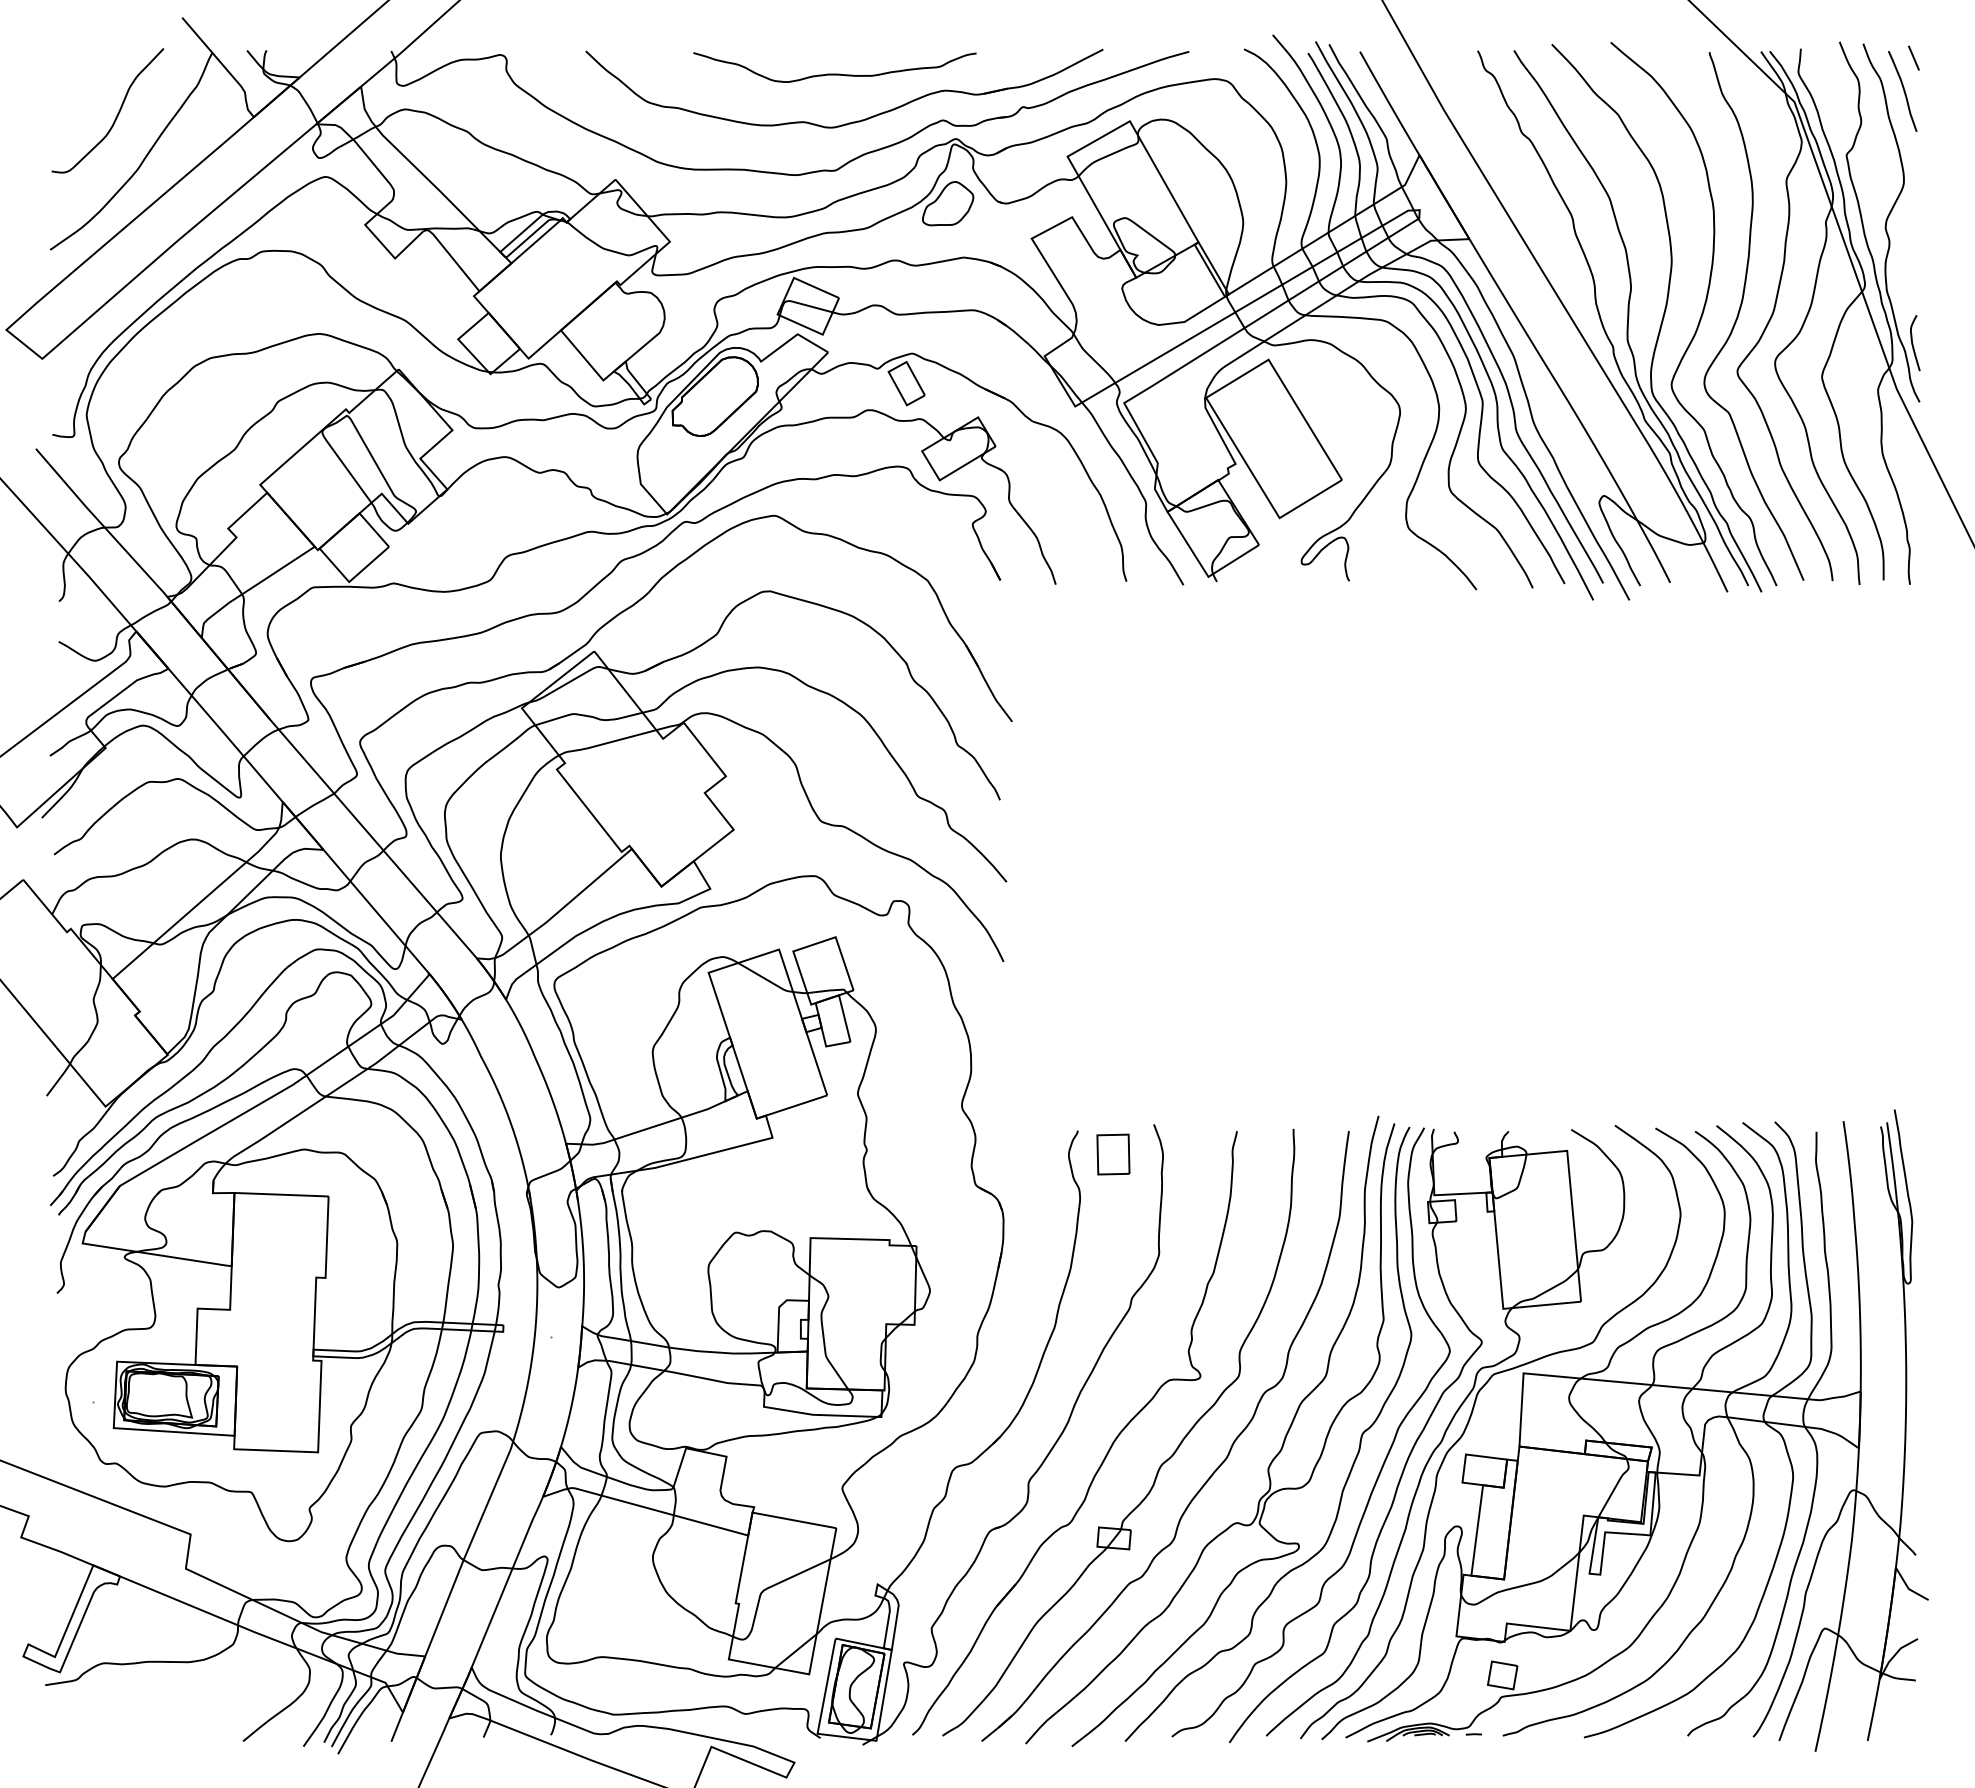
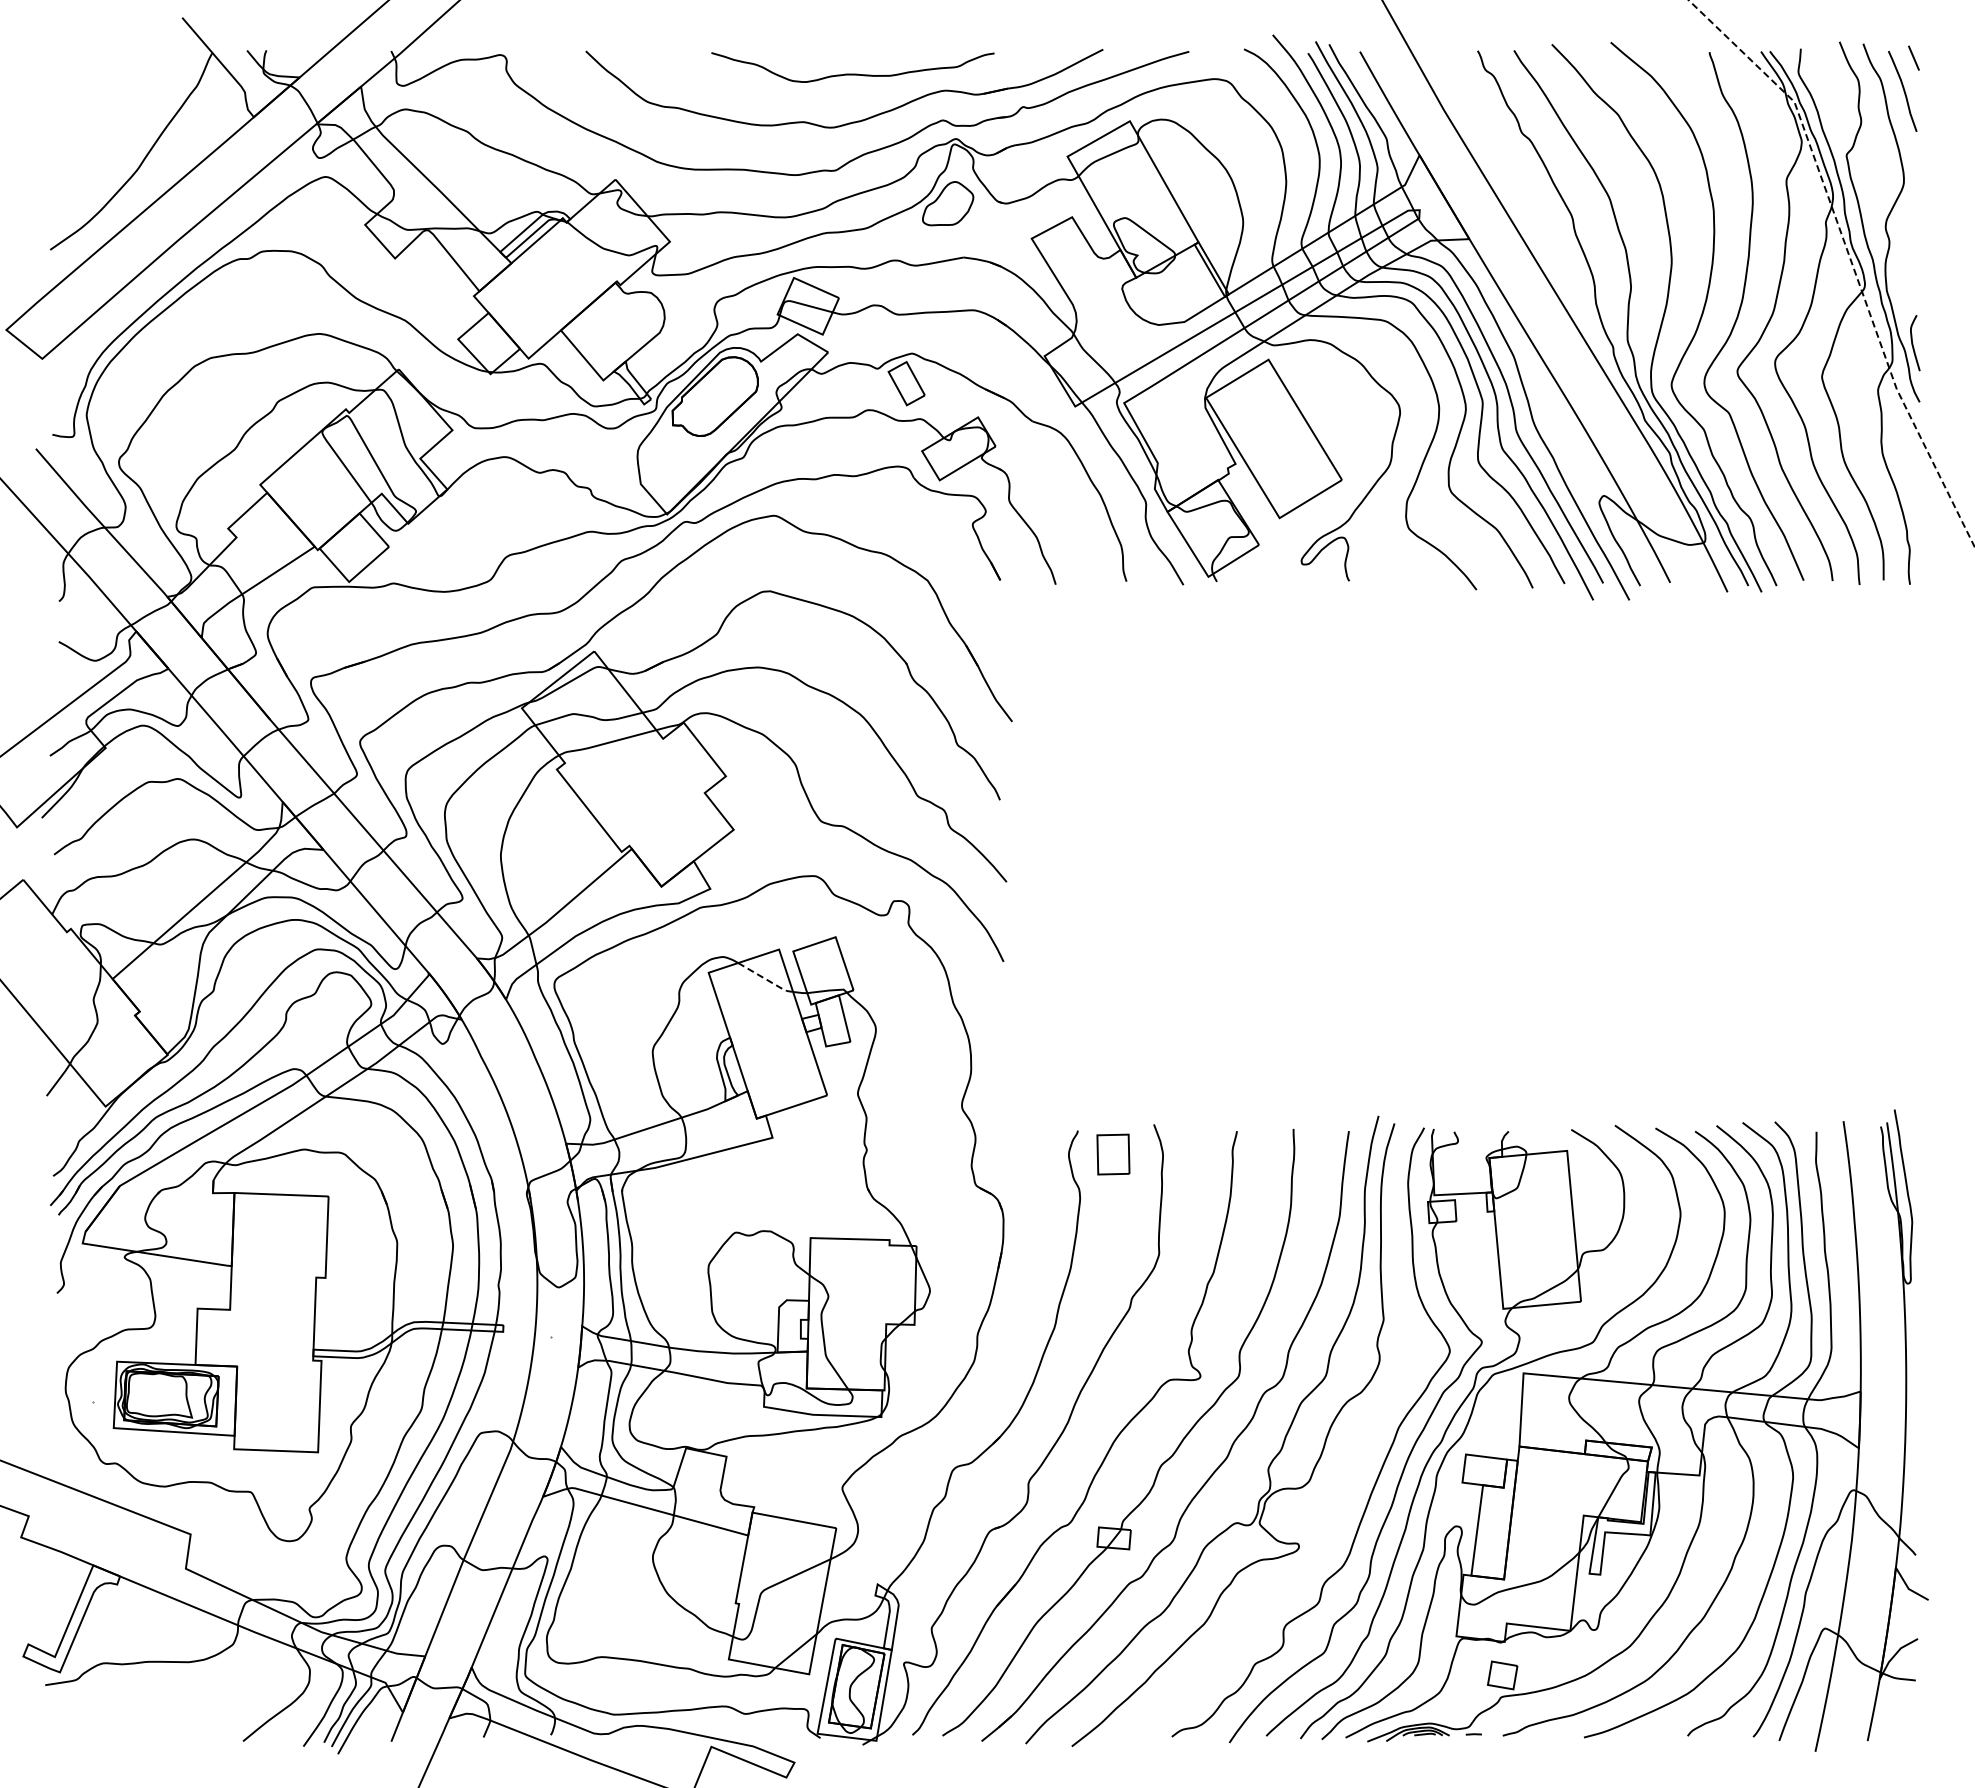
curve position: (834, 73) -> (852, 73) (852, 73)
curve: present -> none (116, 115)
line: solid -> dashed (1850, 259)
line: solid -> dashed (766, 979)
curve: present -> none (1350, 1468)
